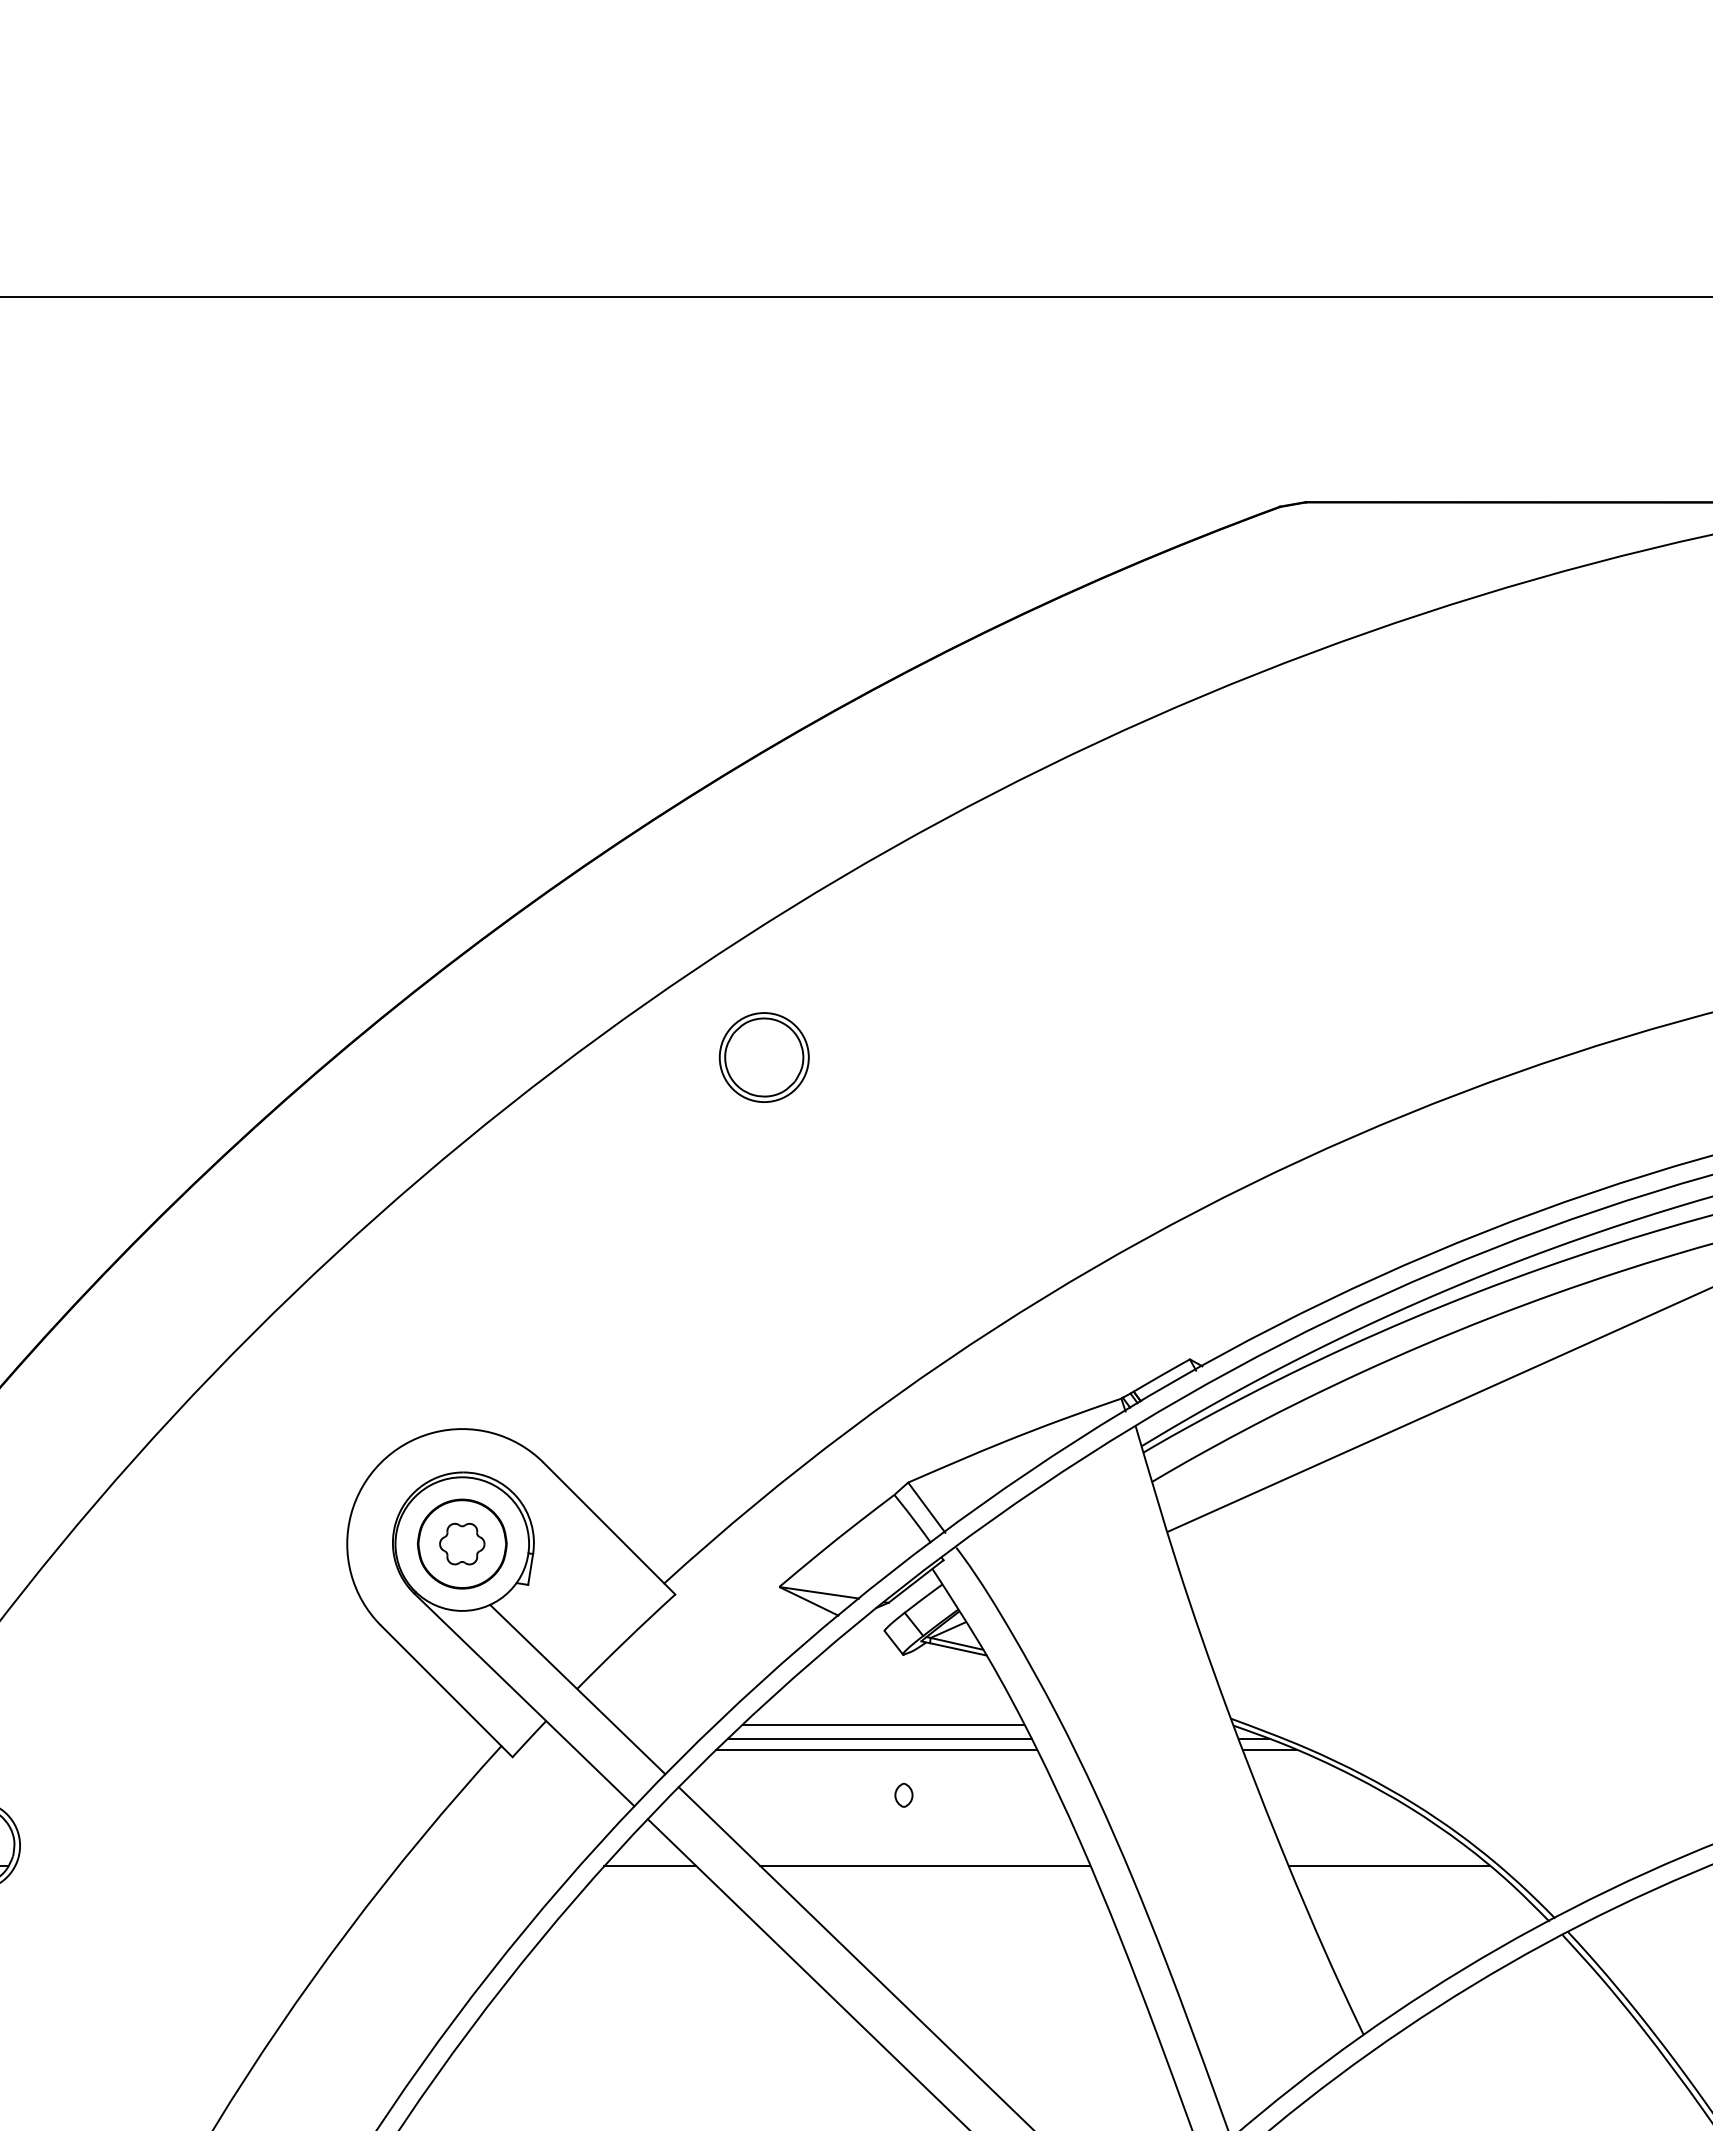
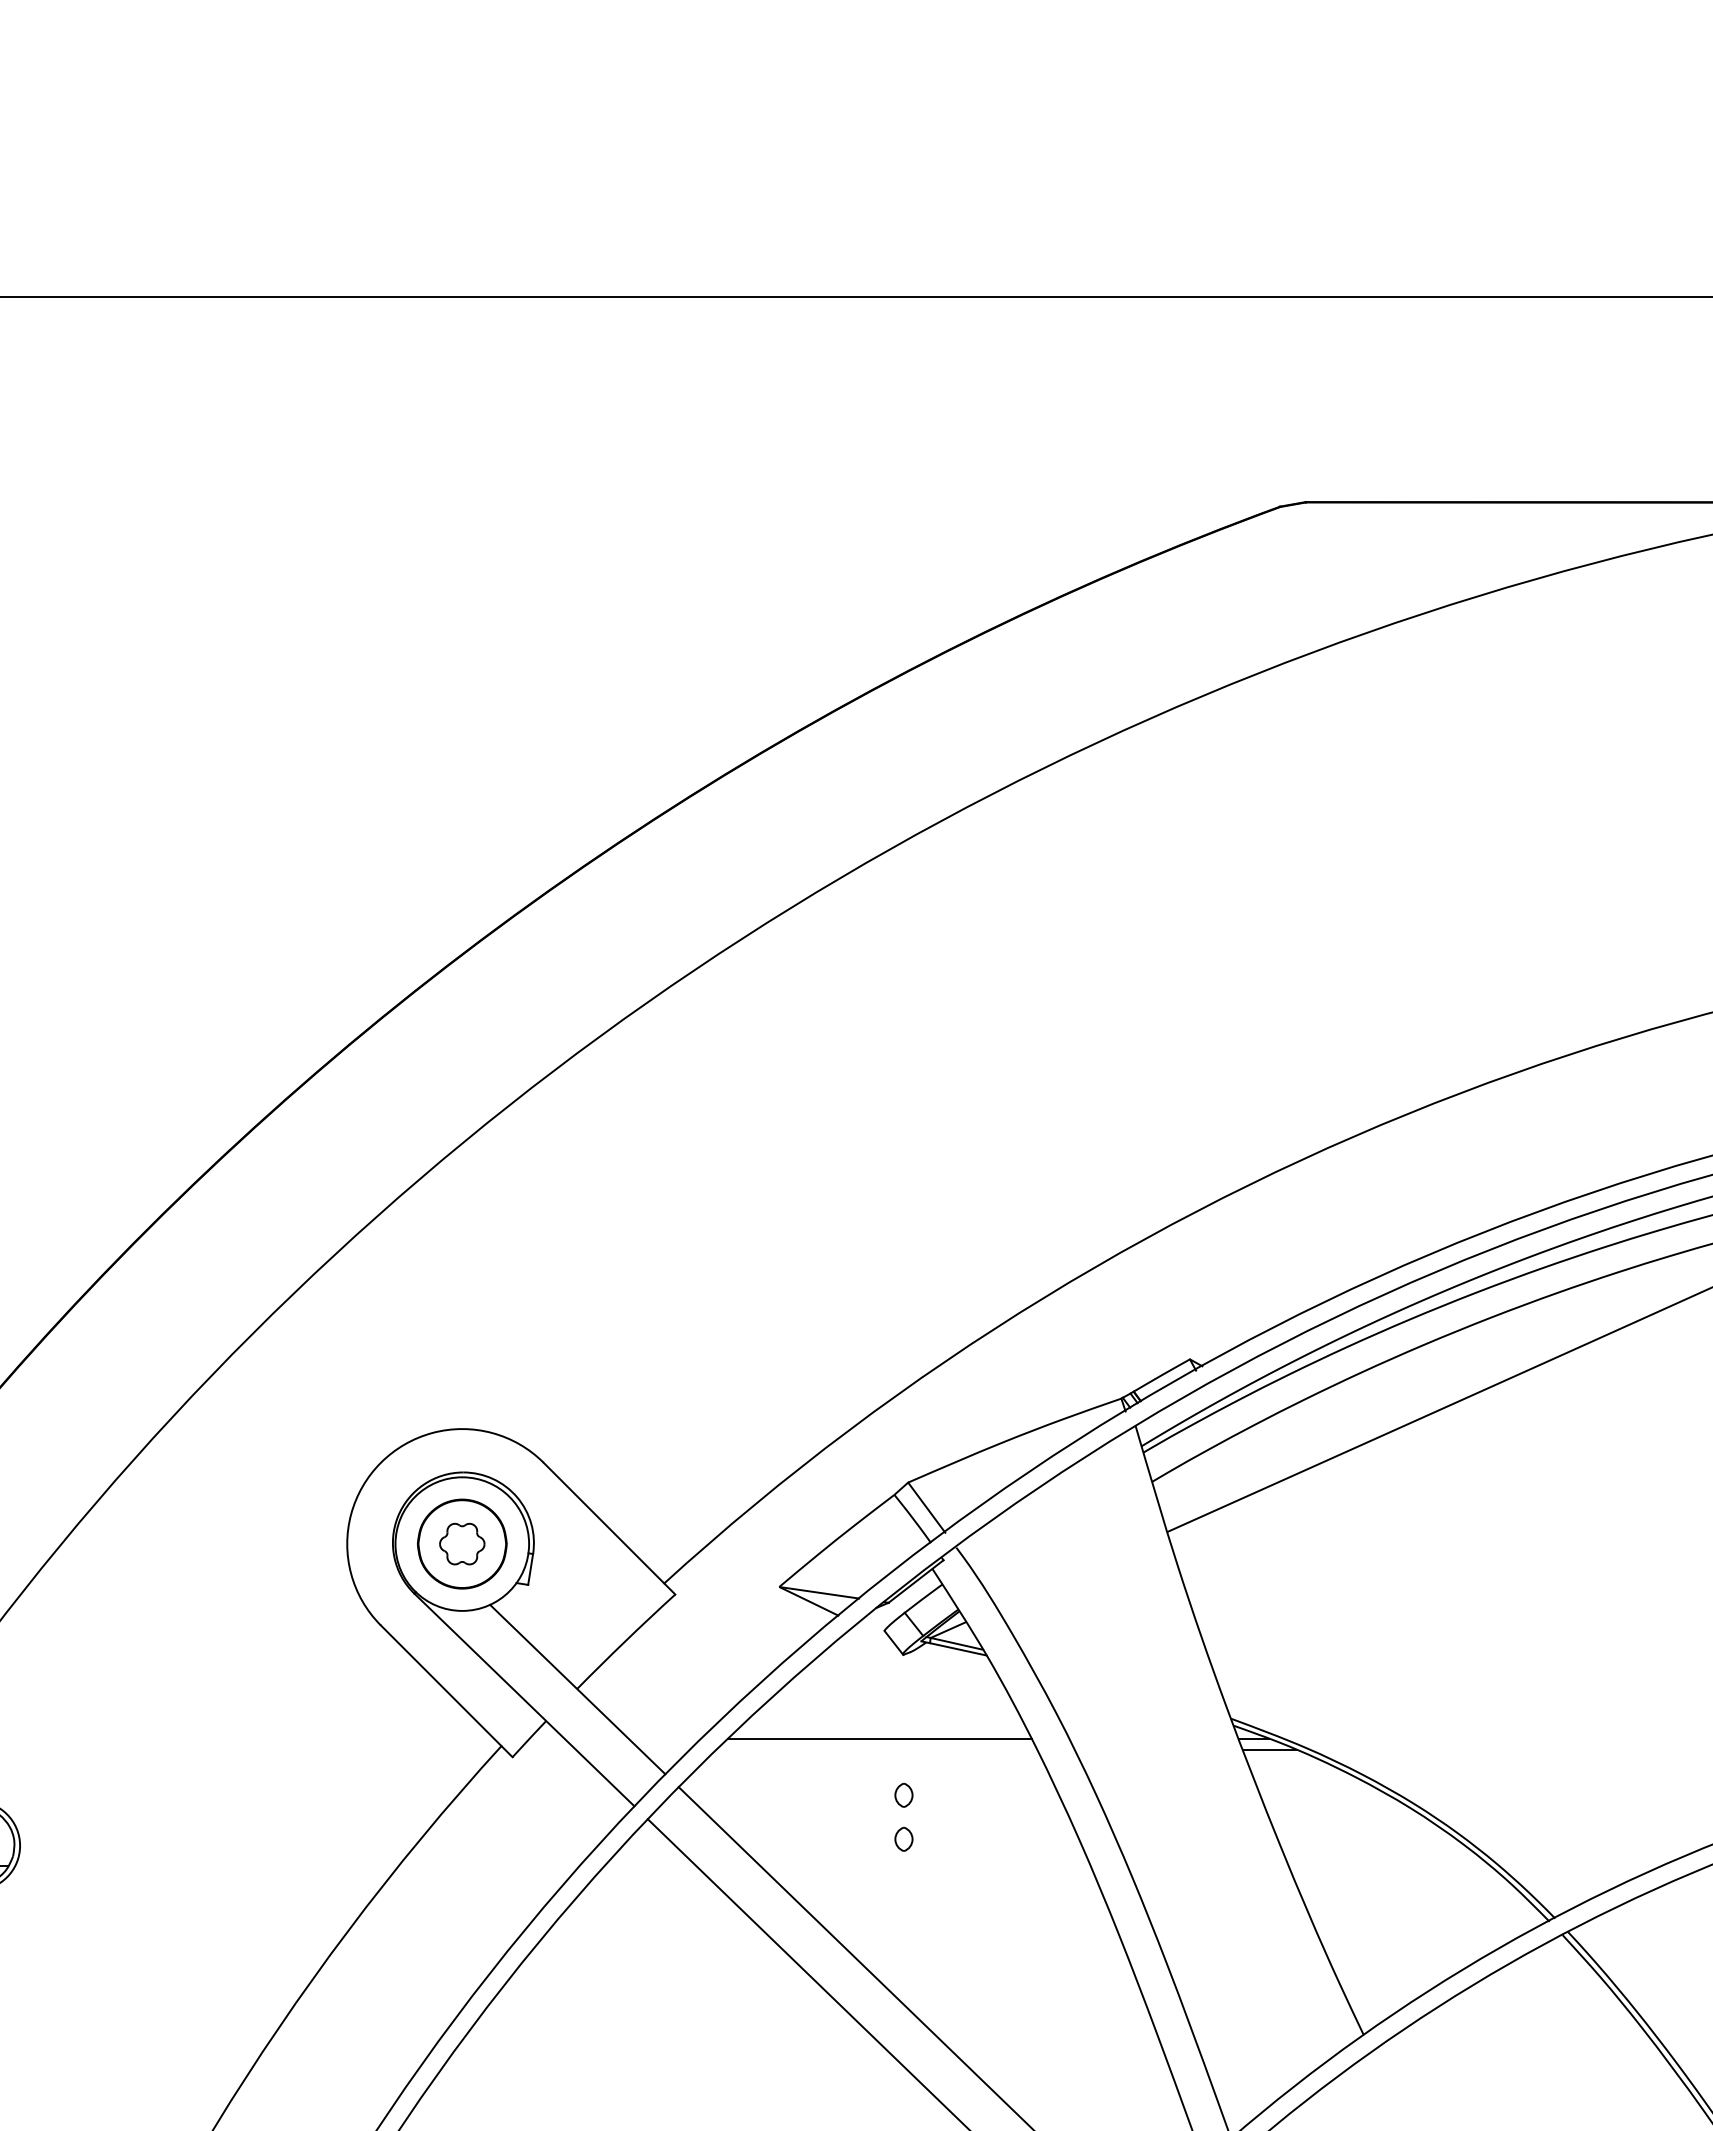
part: present -> none (763, 1057)
line: present -> none (882, 1724)
line: present -> none (876, 1750)
part: none -> present (903, 1838)
line: present -> none (650, 1866)
line: present -> none (925, 1866)
line: present -> none (1389, 1866)
